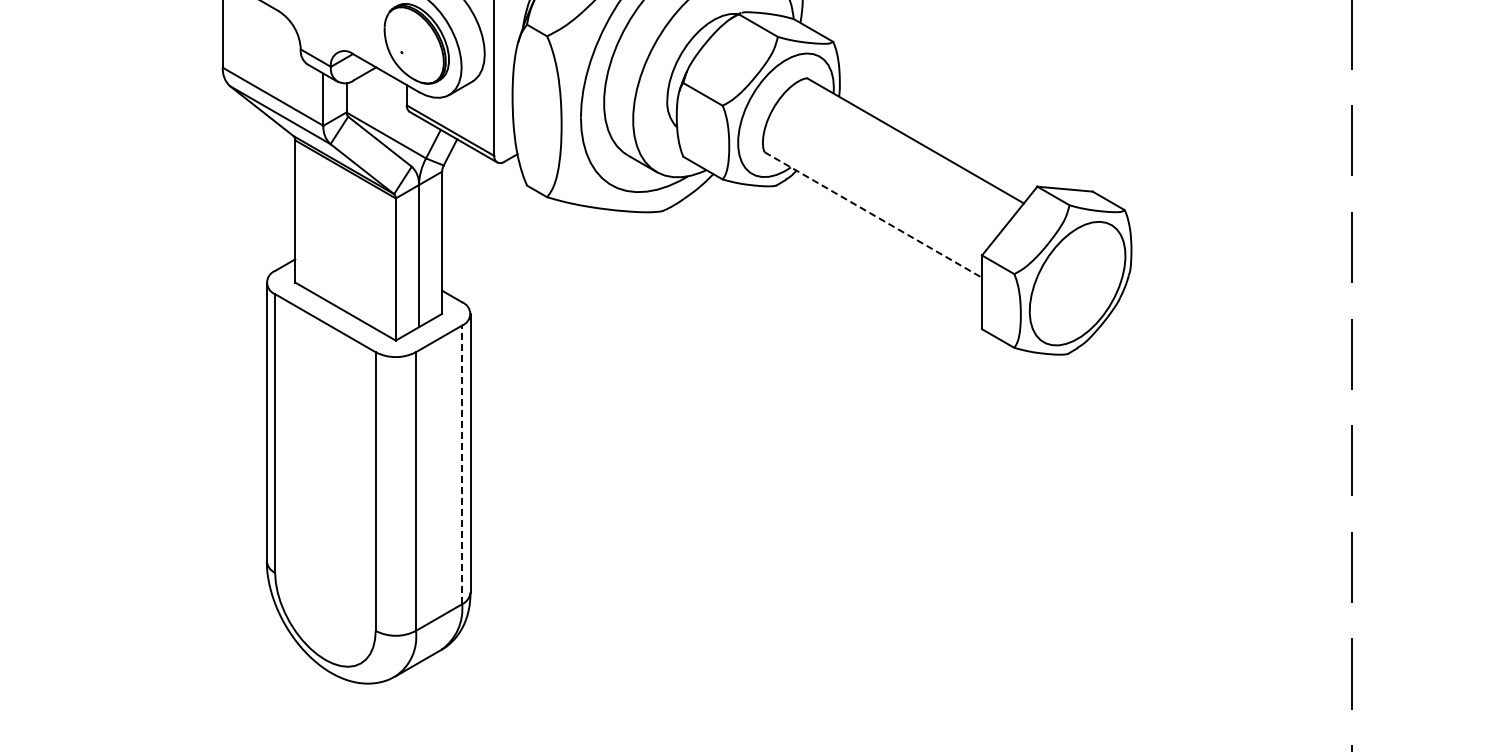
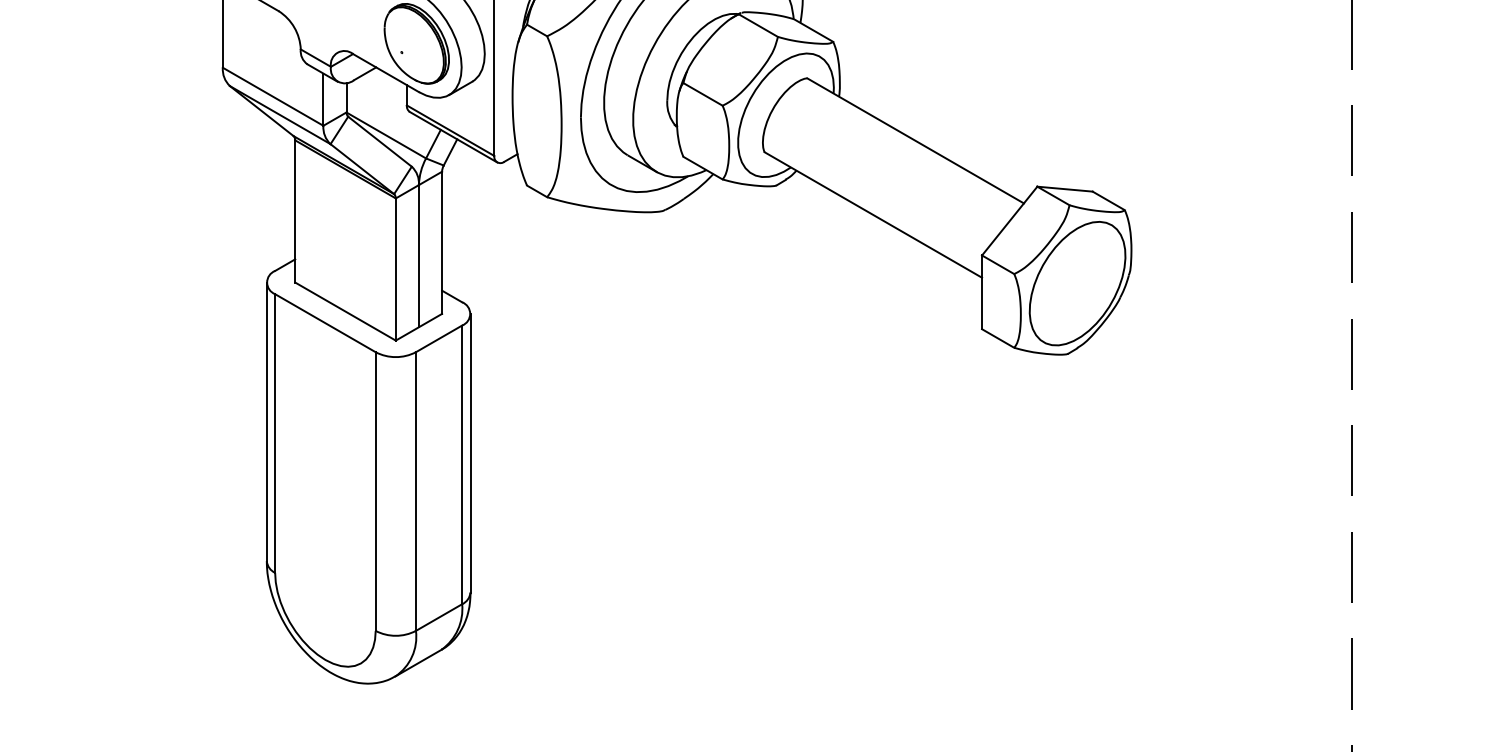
line: dashed -> solid (873, 215)
line: dashed -> solid (462, 464)
